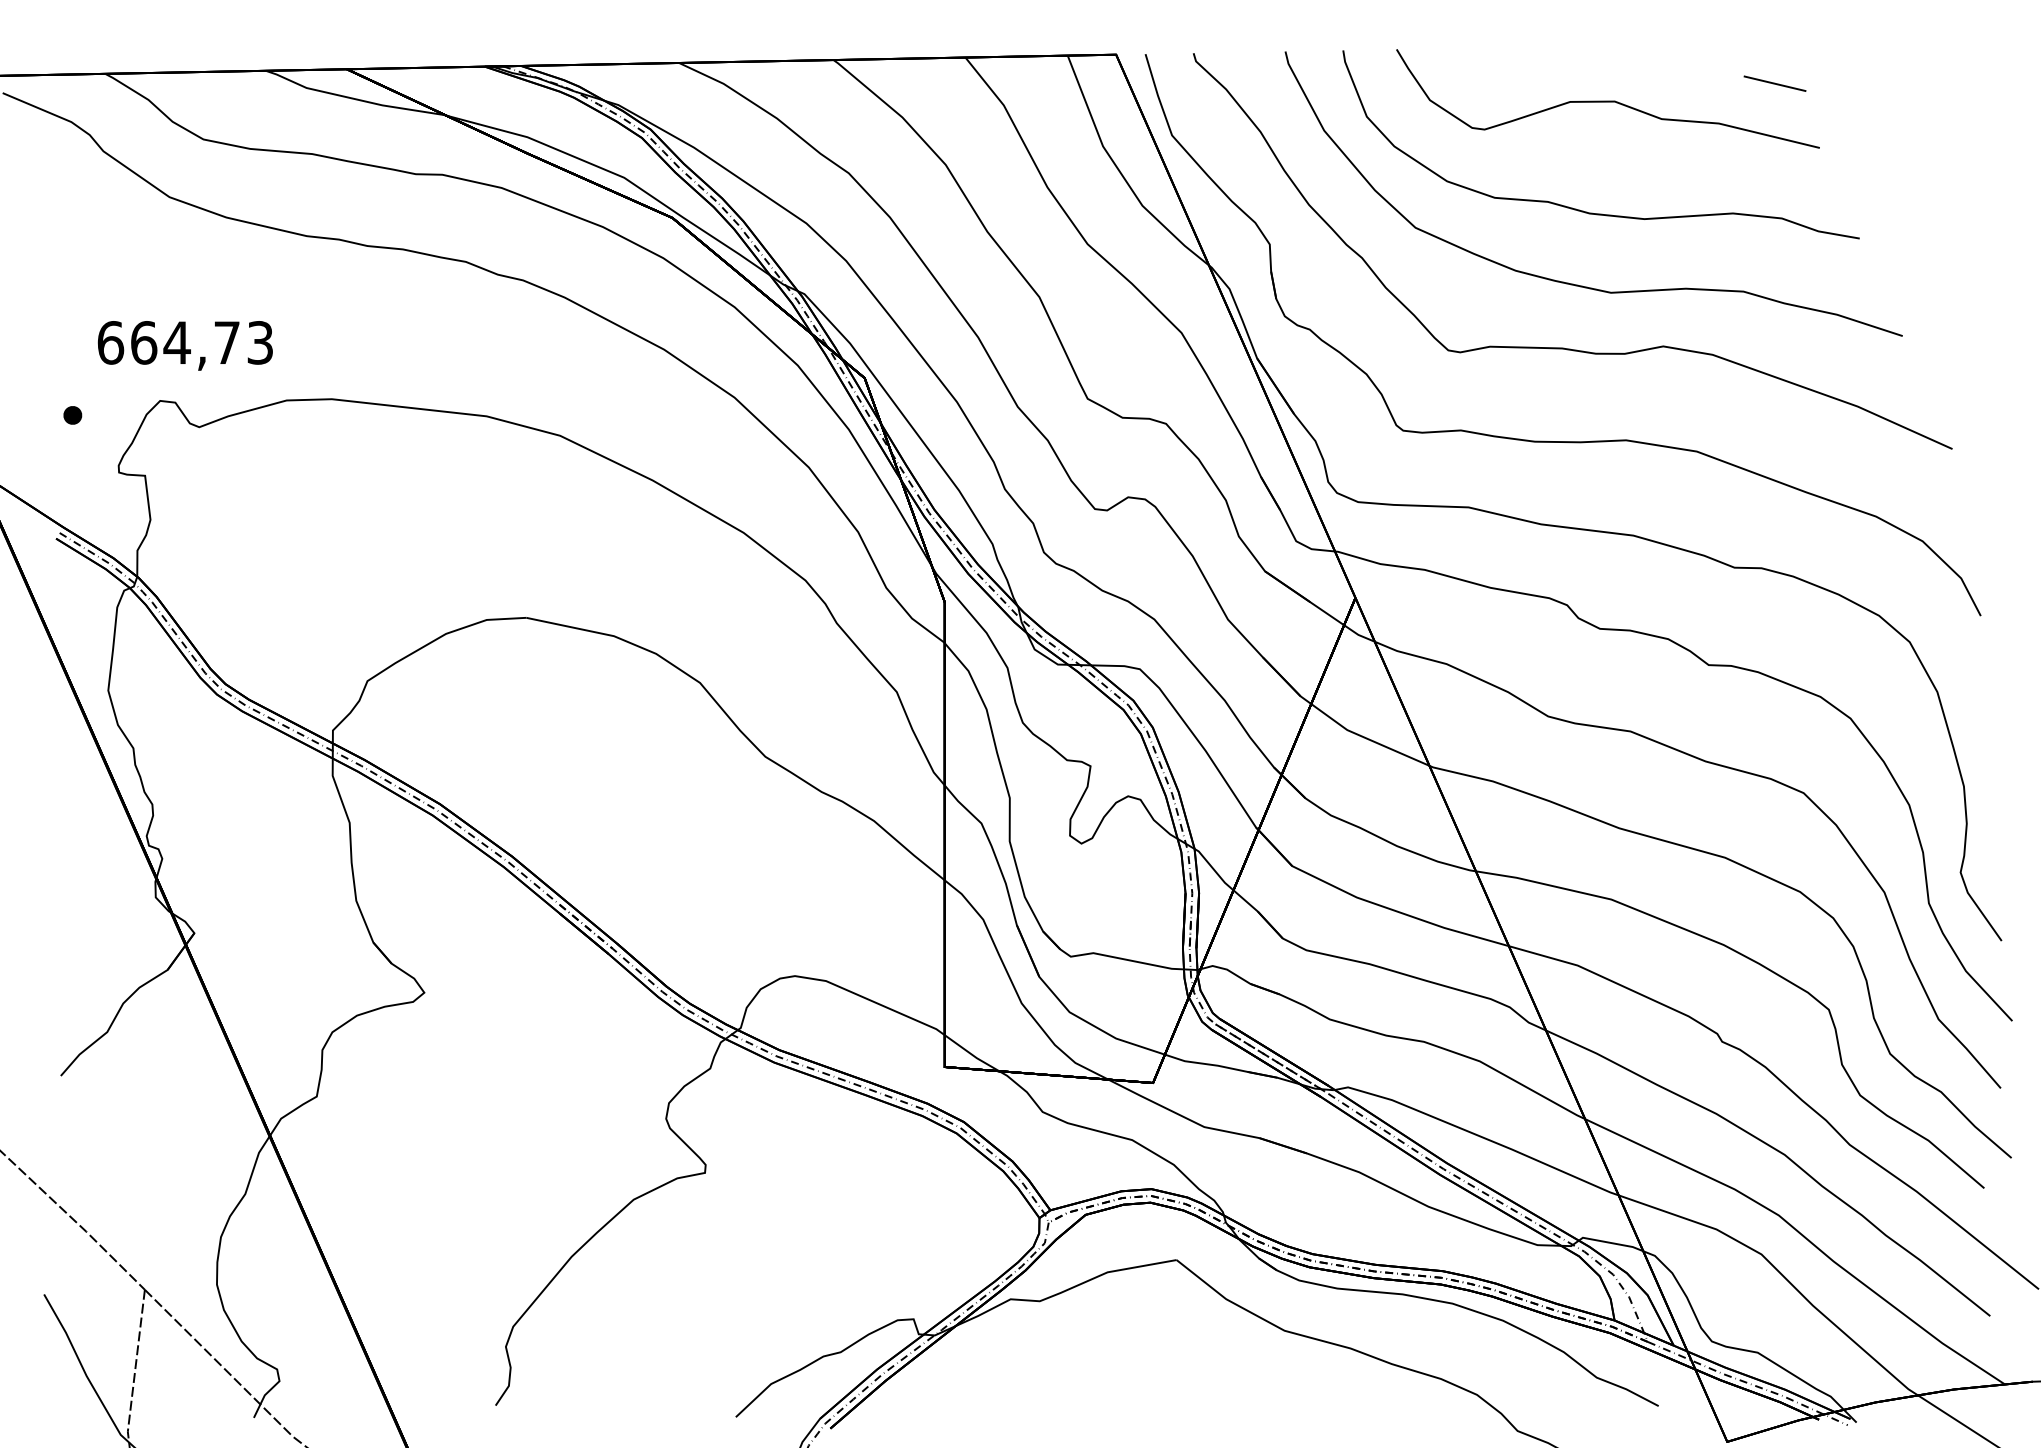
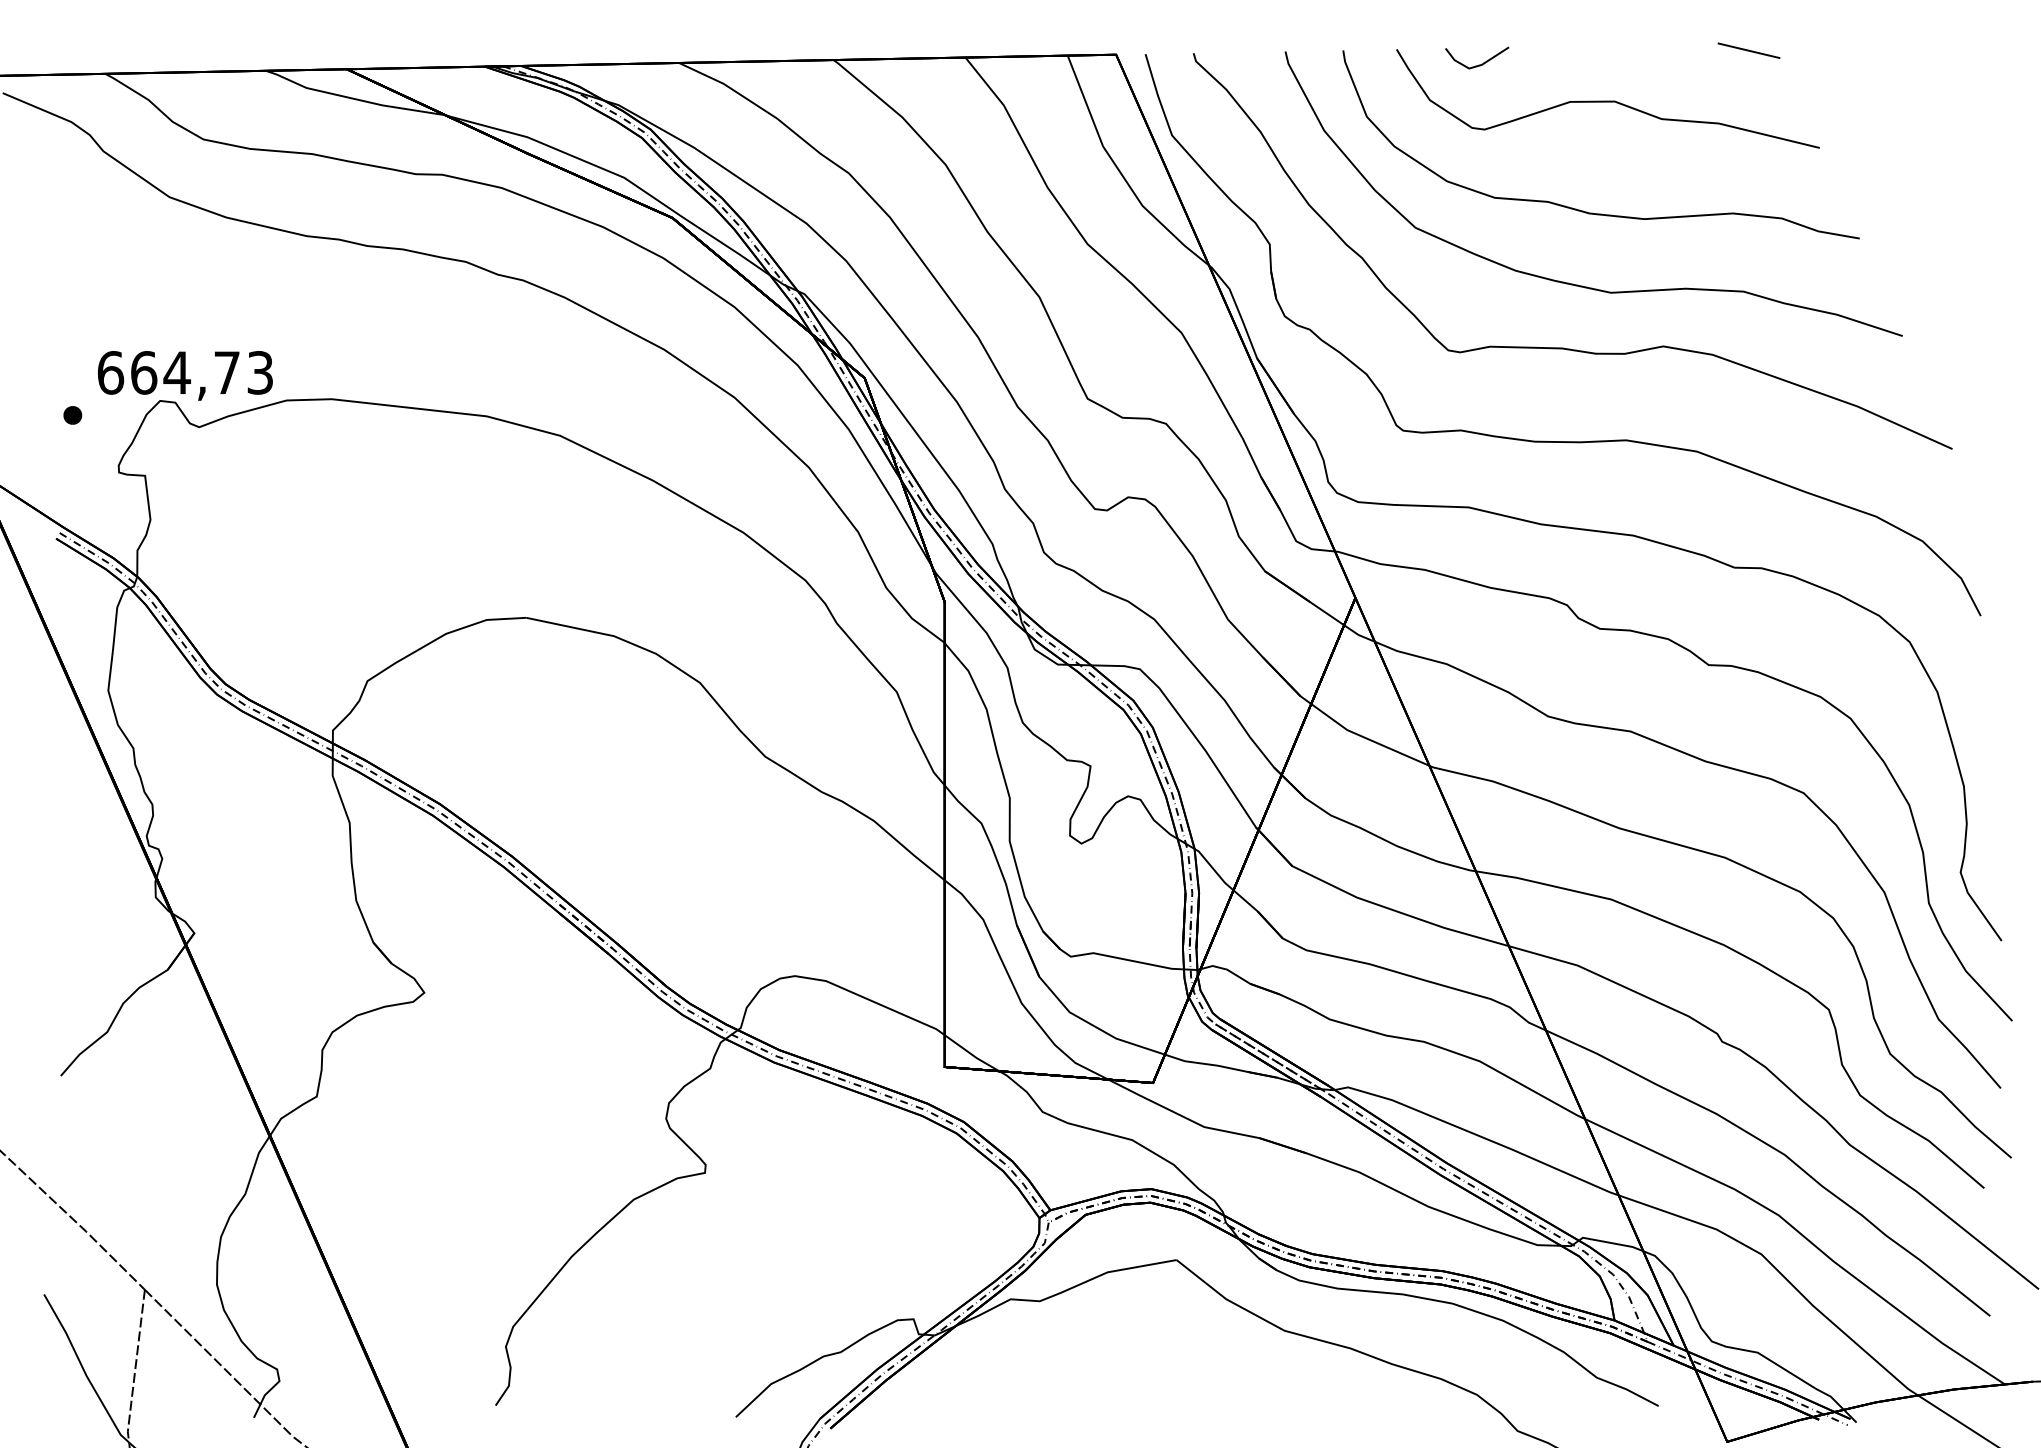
line: none -> present (1478, 64)
line position: (1774, 83) -> (1748, 50) (1748, 50)
text position: (184, 345) -> (184, 375) (184, 375)
